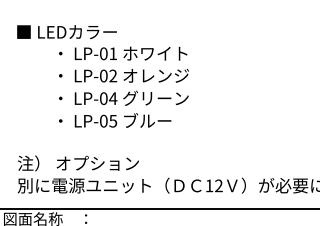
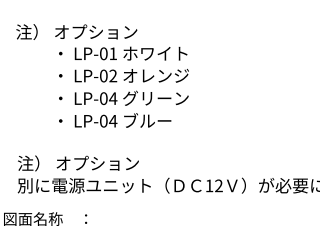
text: ■ LEDカラー -> 注） オプション (76, 31)
text: LP-05 -> LP-04 (113, 121)
line: present -> none (159, 209)
